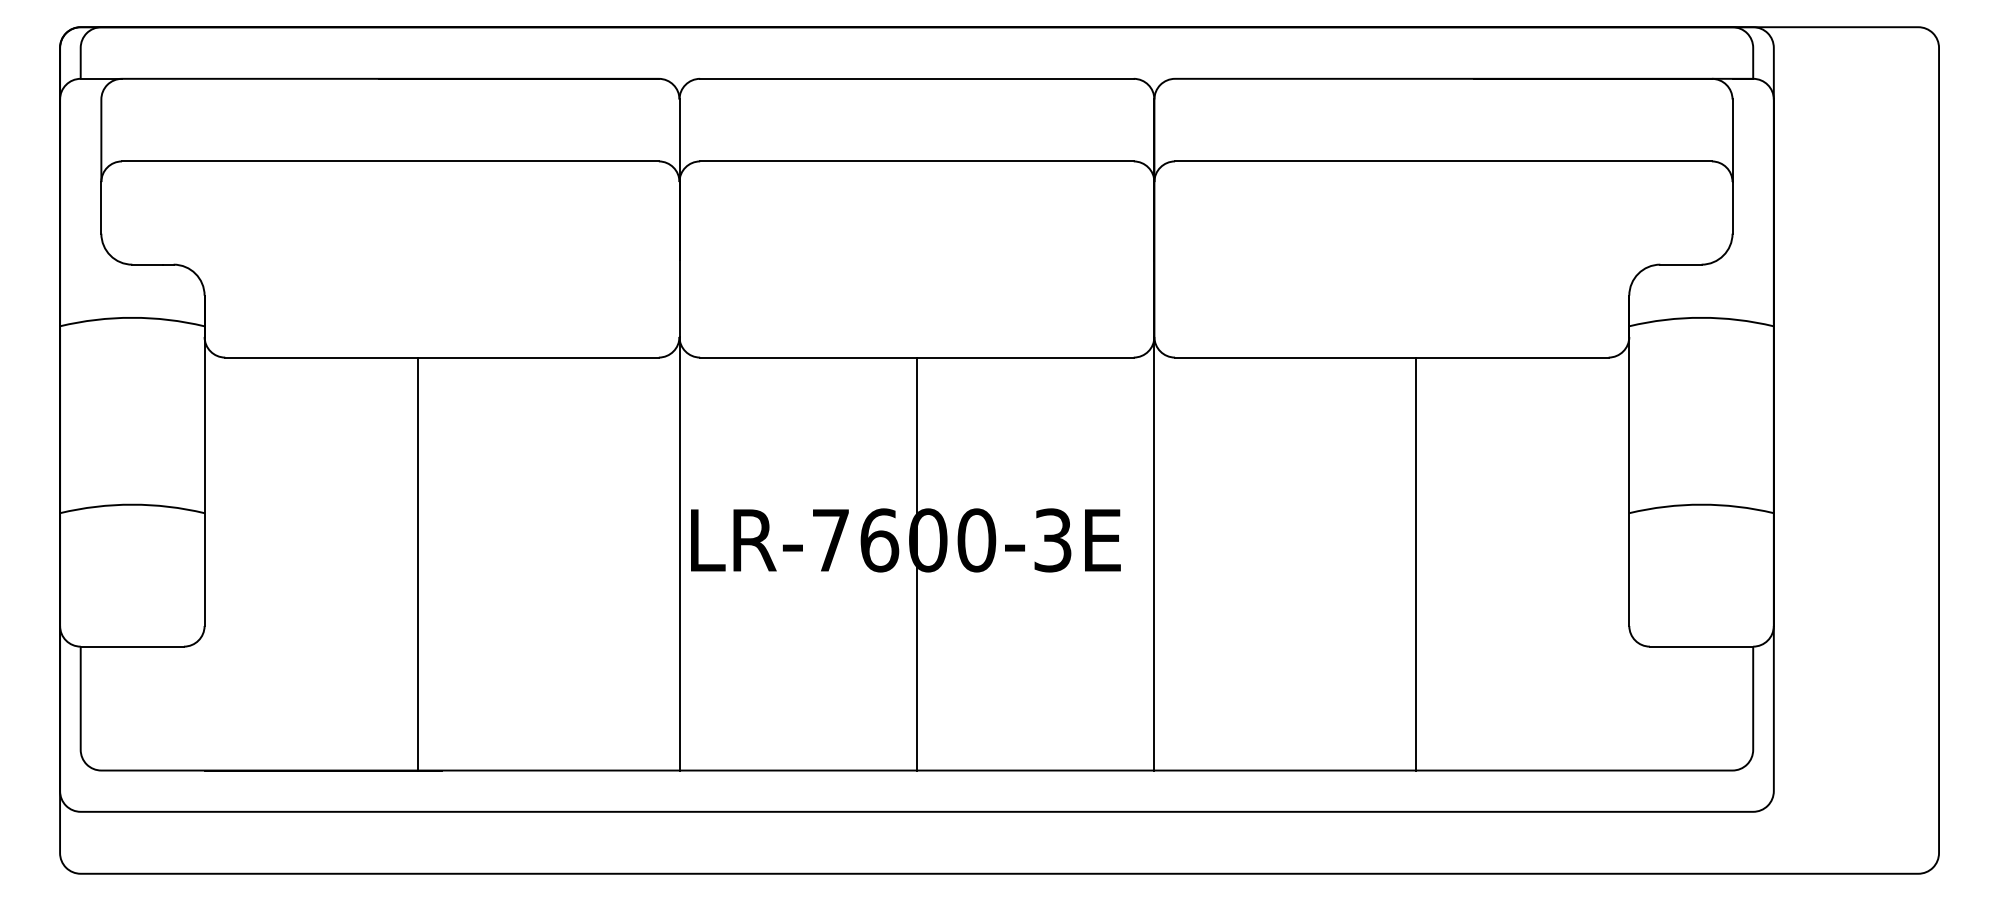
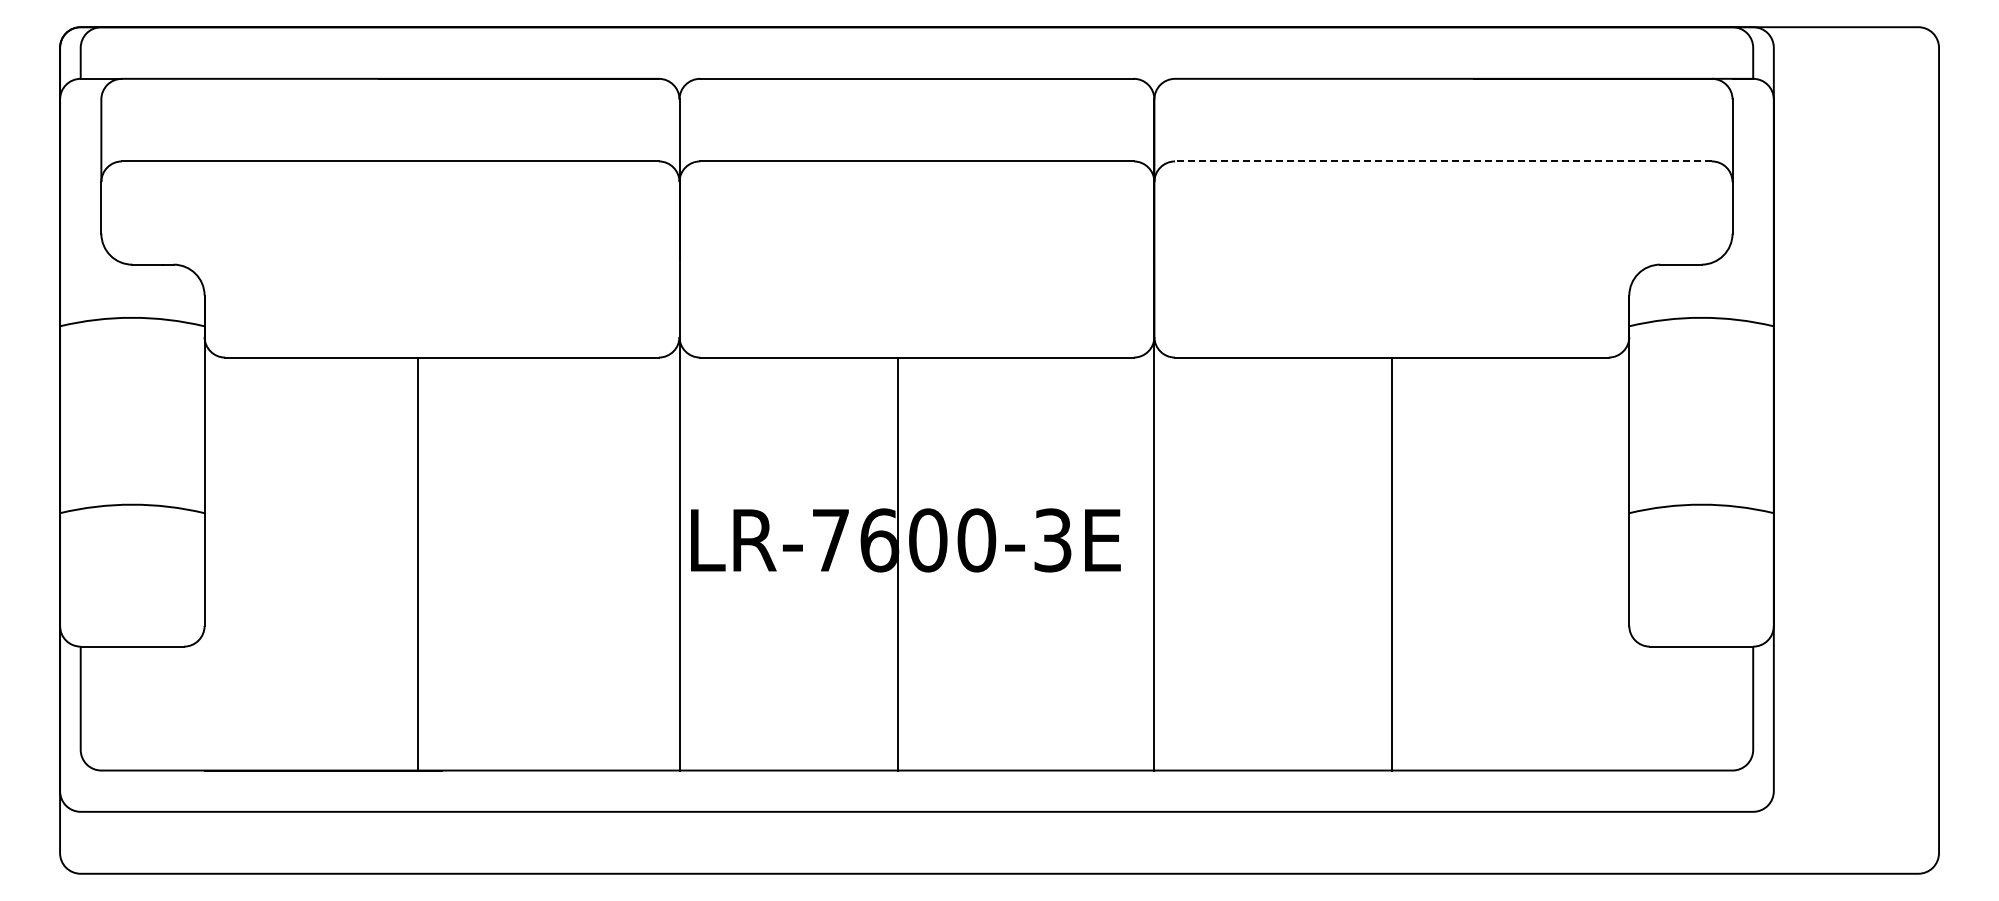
line: solid -> dashed (1442, 161)
line position: (916, 563) -> (897, 563) (897, 563)
line position: (1416, 563) -> (1392, 563) (1392, 563)
